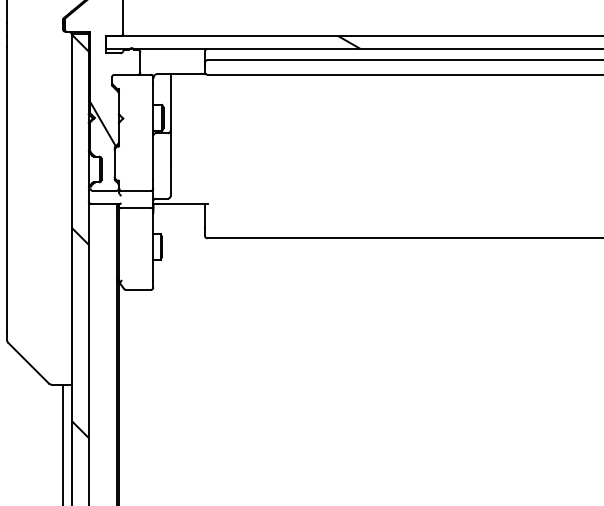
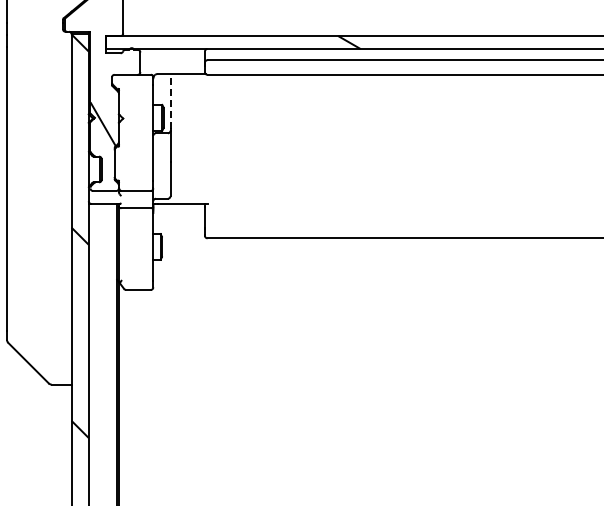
line: solid -> dashed (170, 101)
line: present -> none (62, 443)
